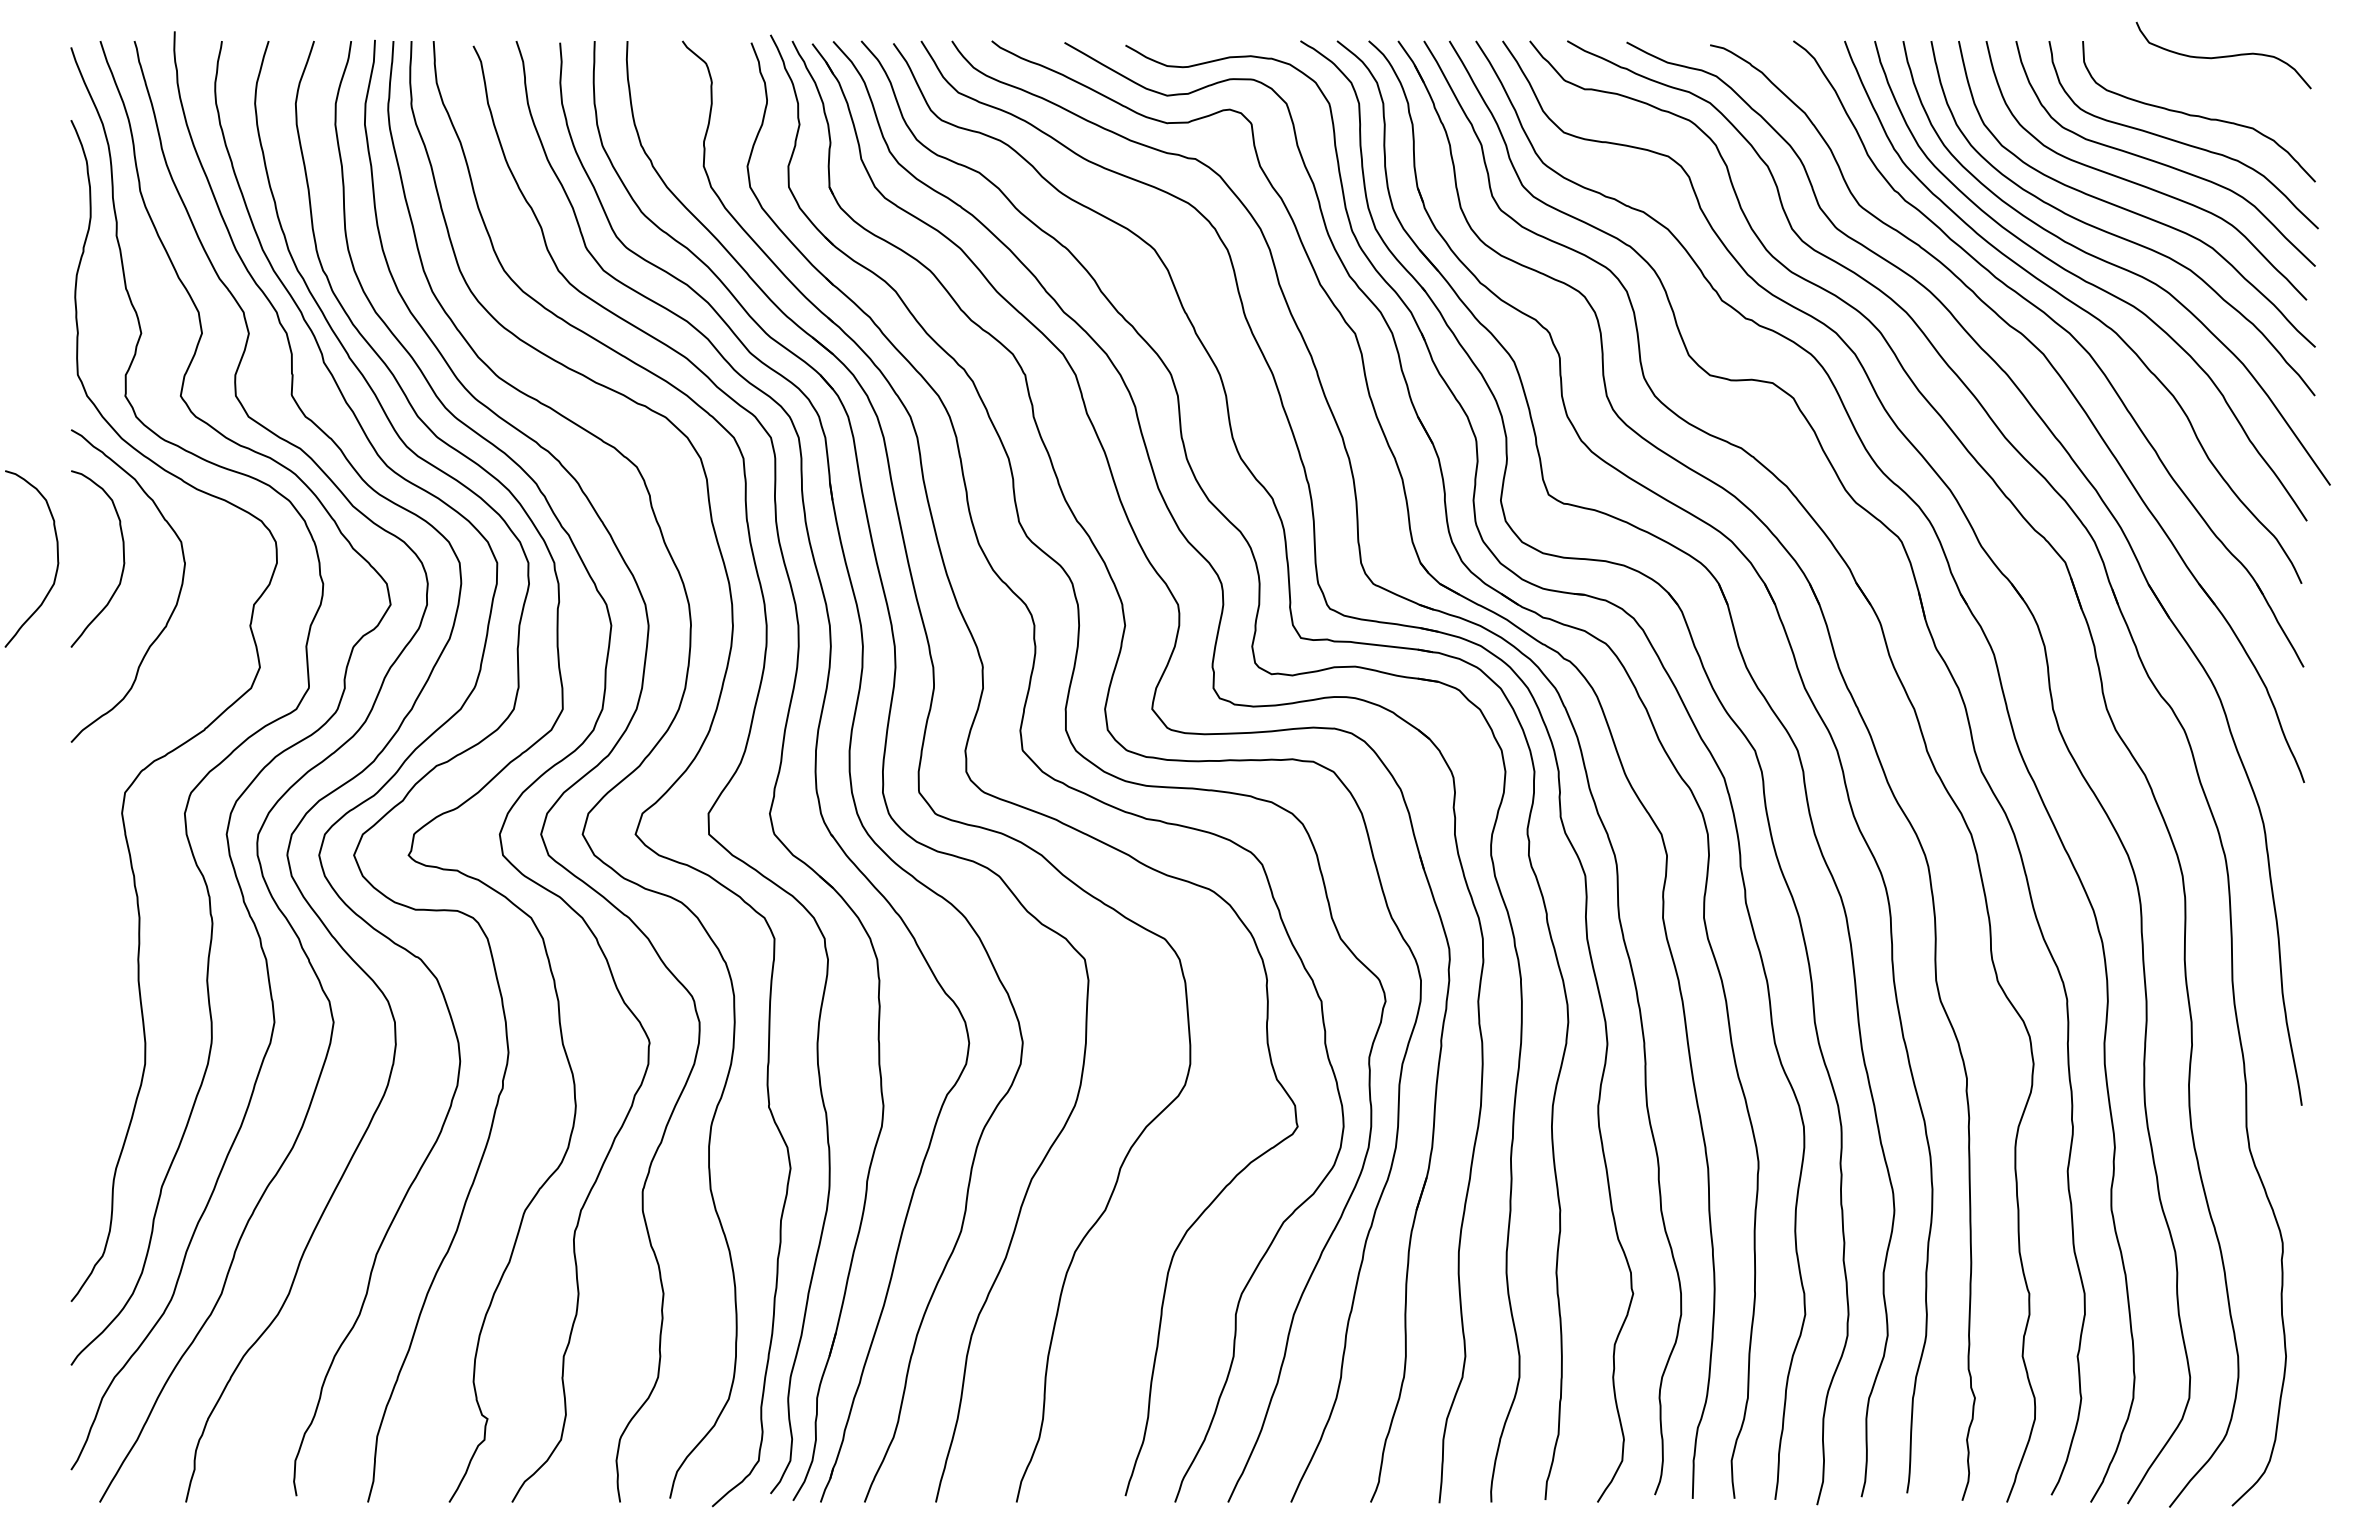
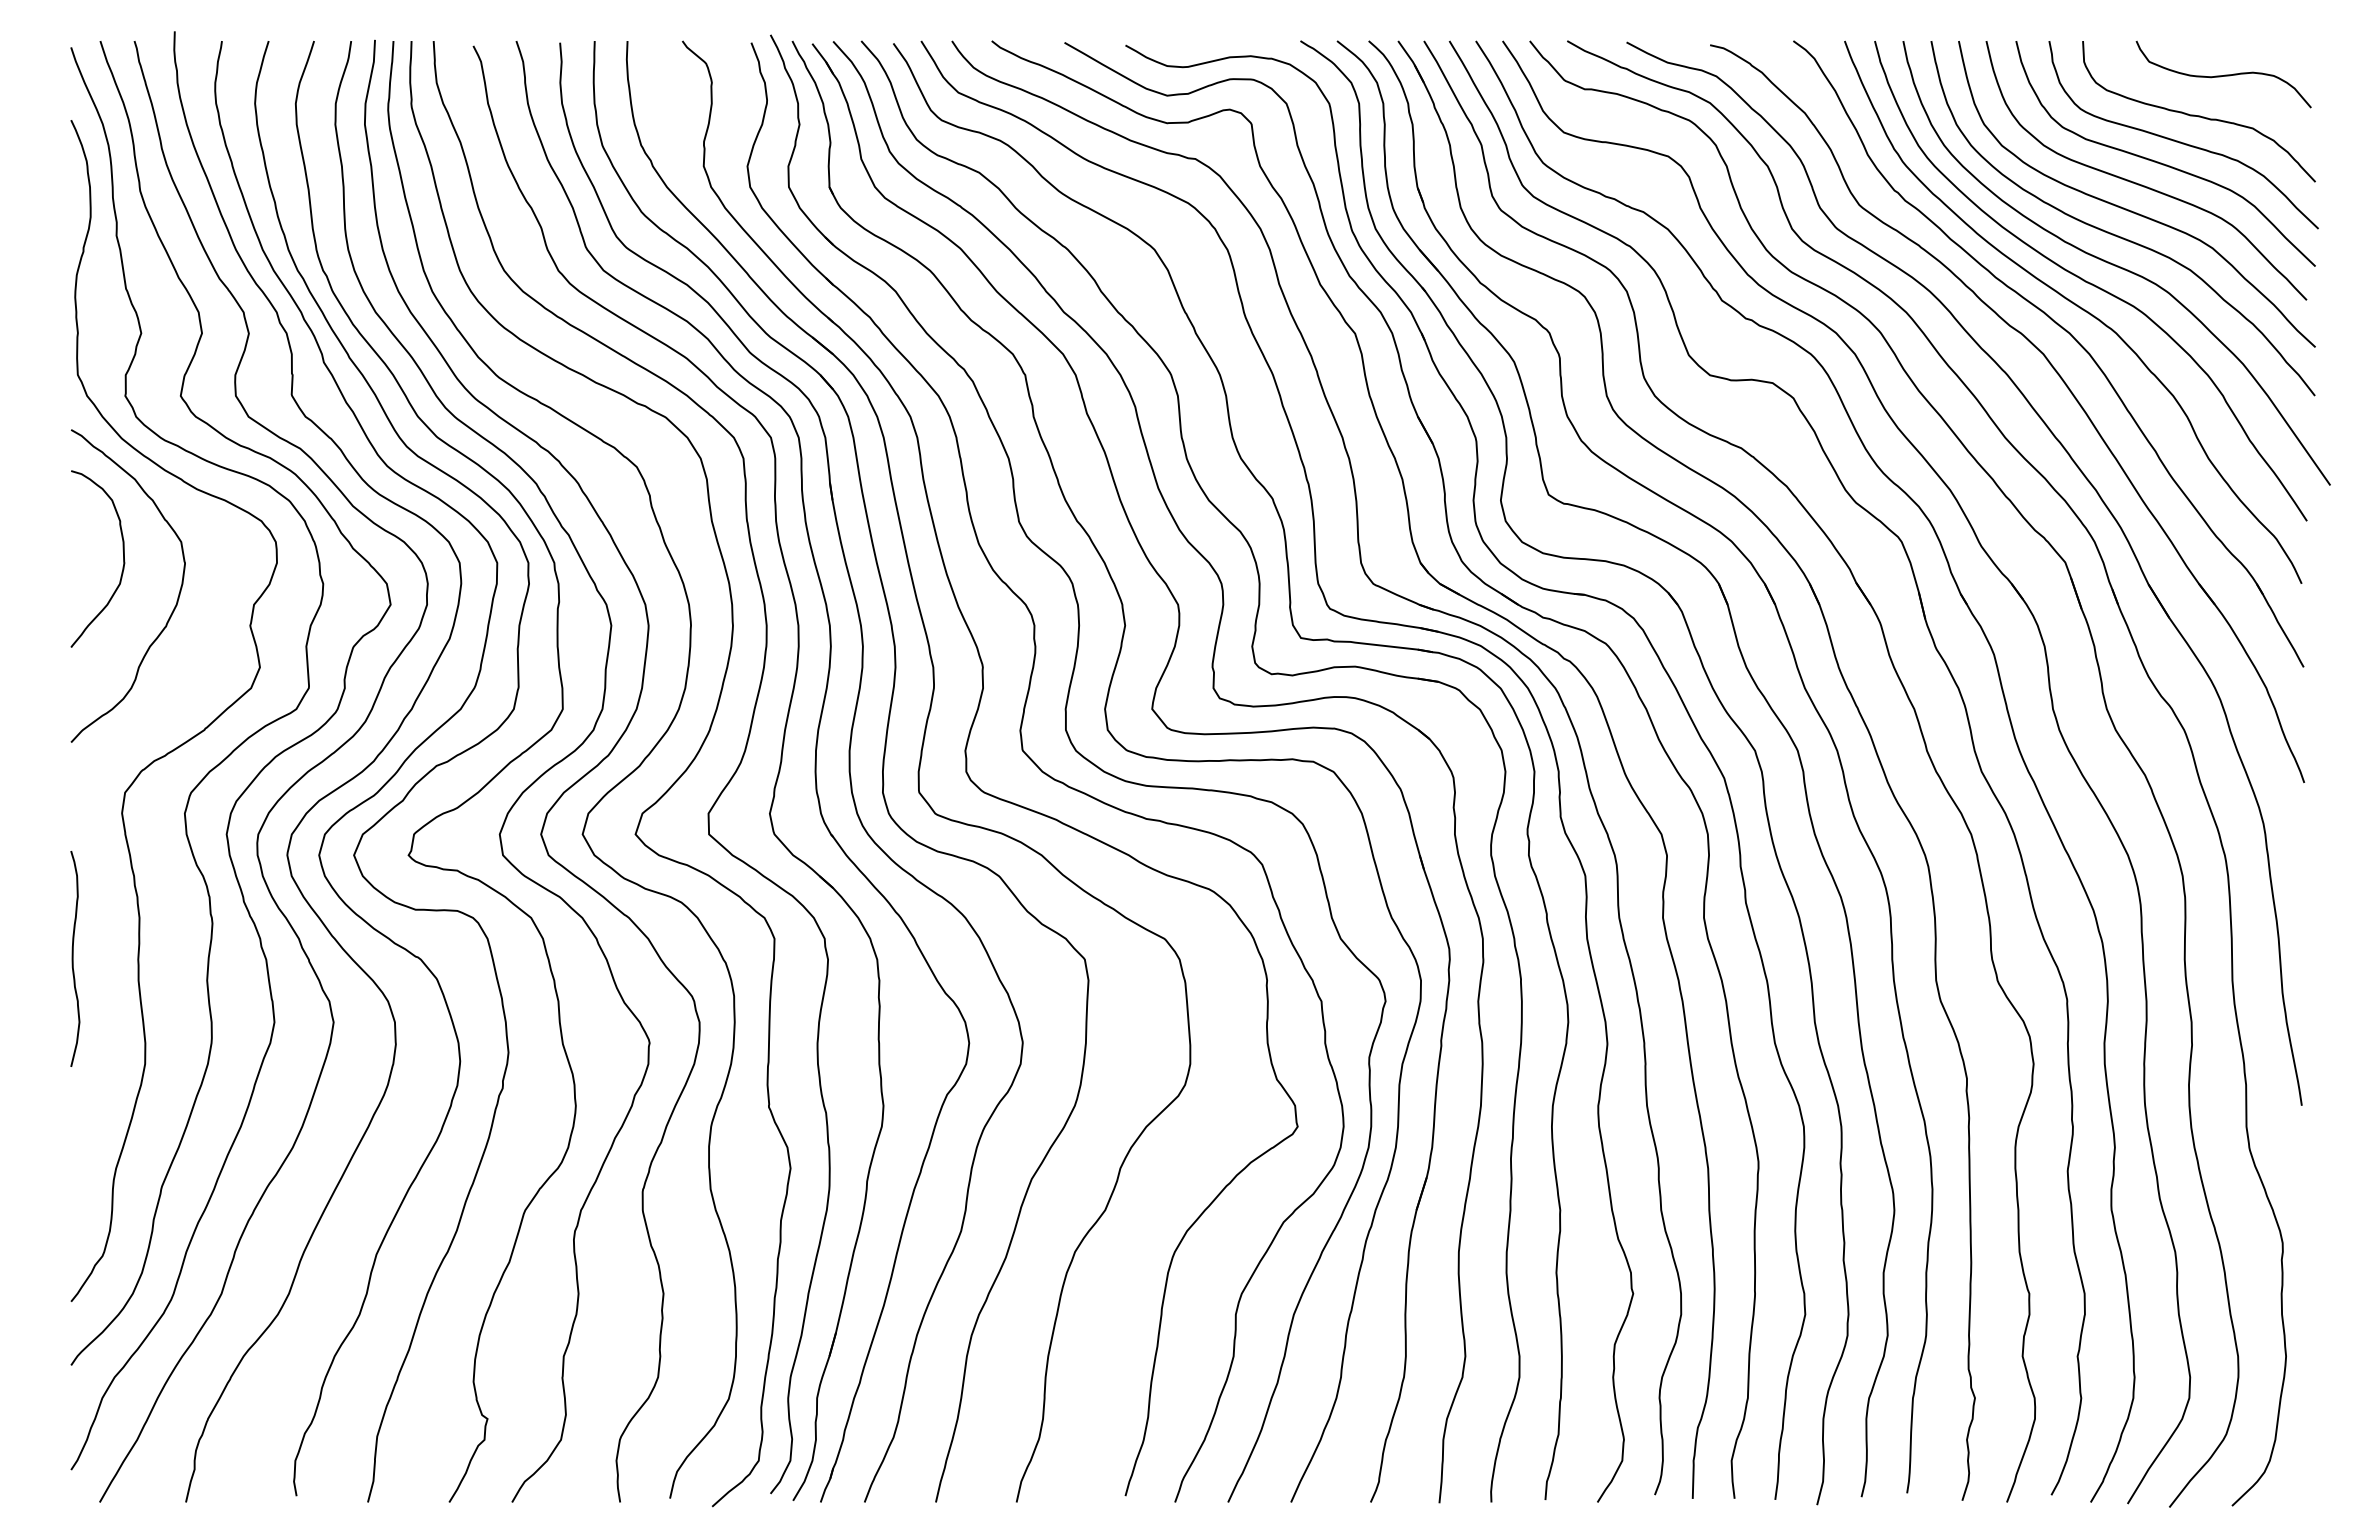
curve position: (2224, 55) -> (2224, 74) (2224, 74)
curve: present -> none (57, 558)
curve: none -> present (73, 958)
